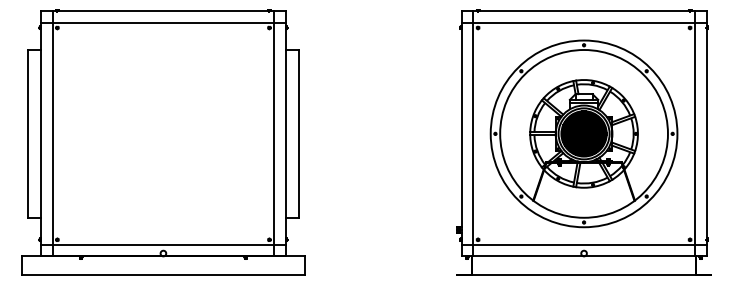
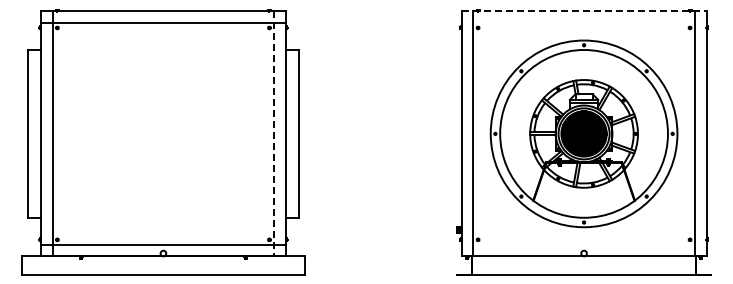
line: solid -> dashed (584, 11)
line: present -> none (583, 23)
line: solid -> dashed (274, 133)
line: present -> none (583, 244)
